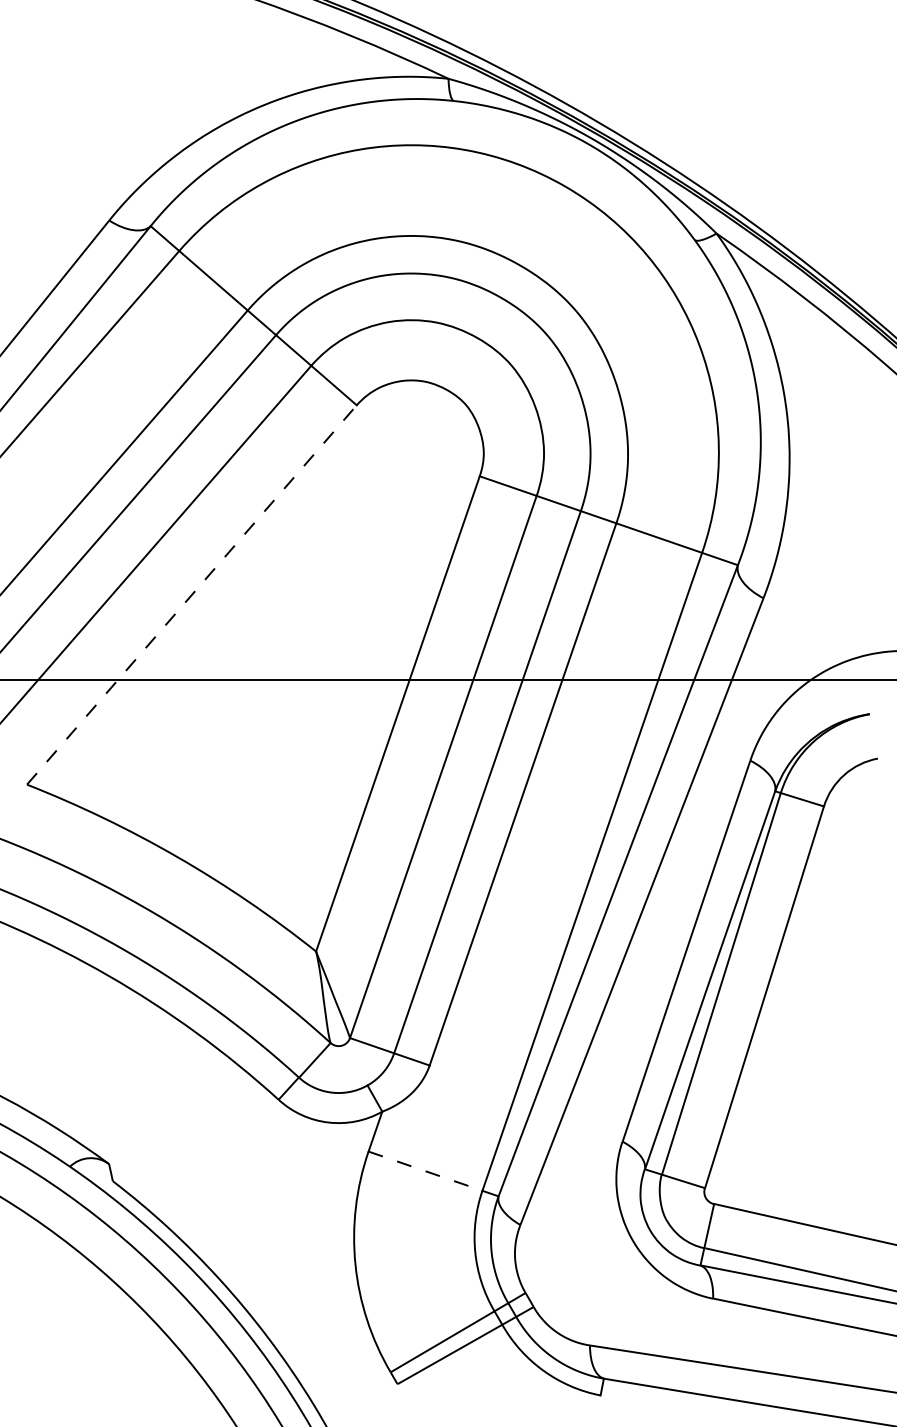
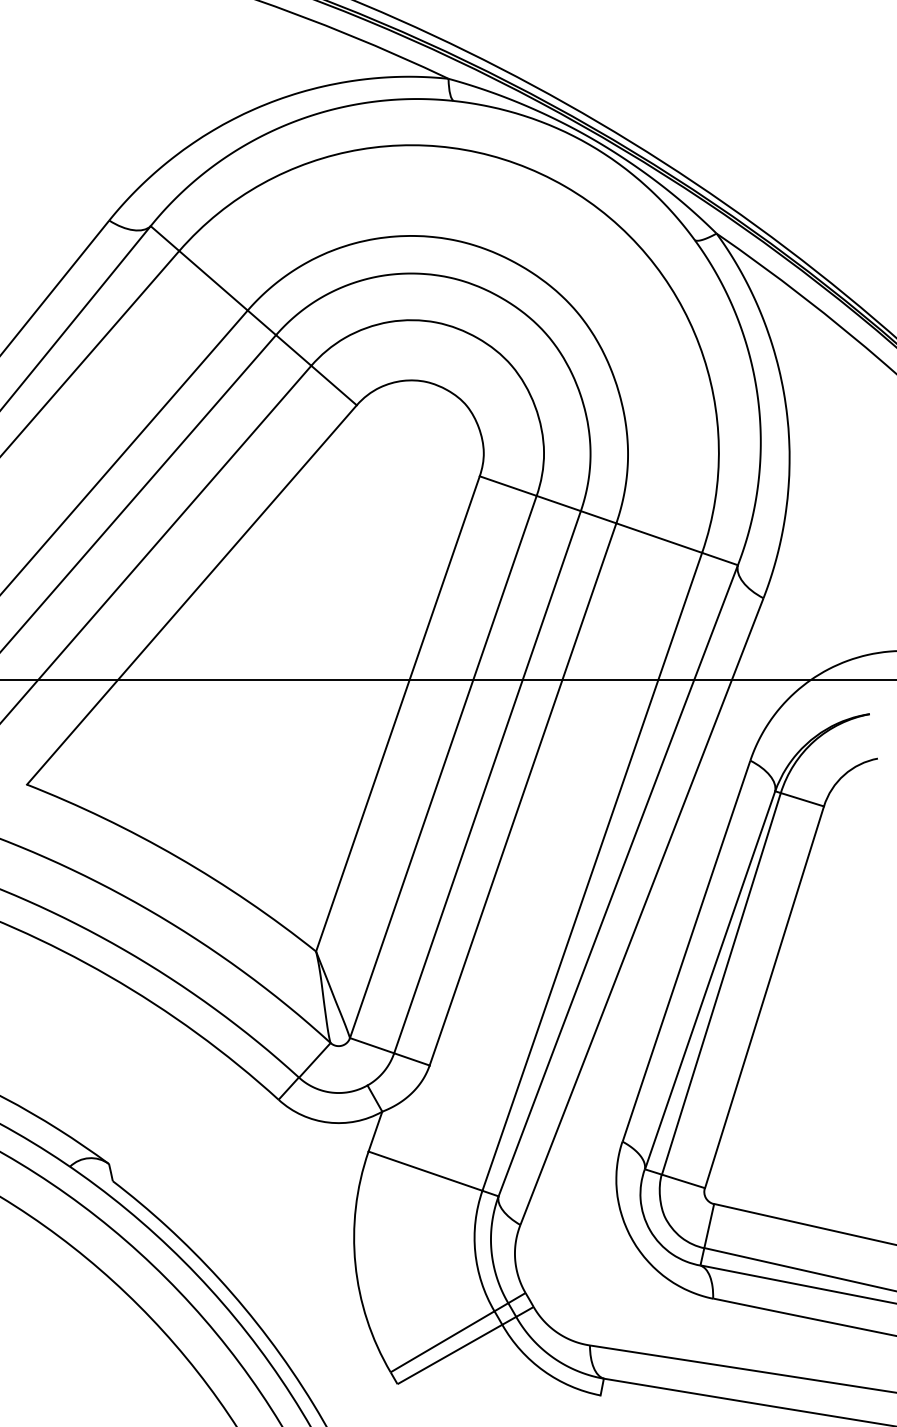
line: dashed -> solid (192, 594)
line: dashed -> solid (425, 1171)
